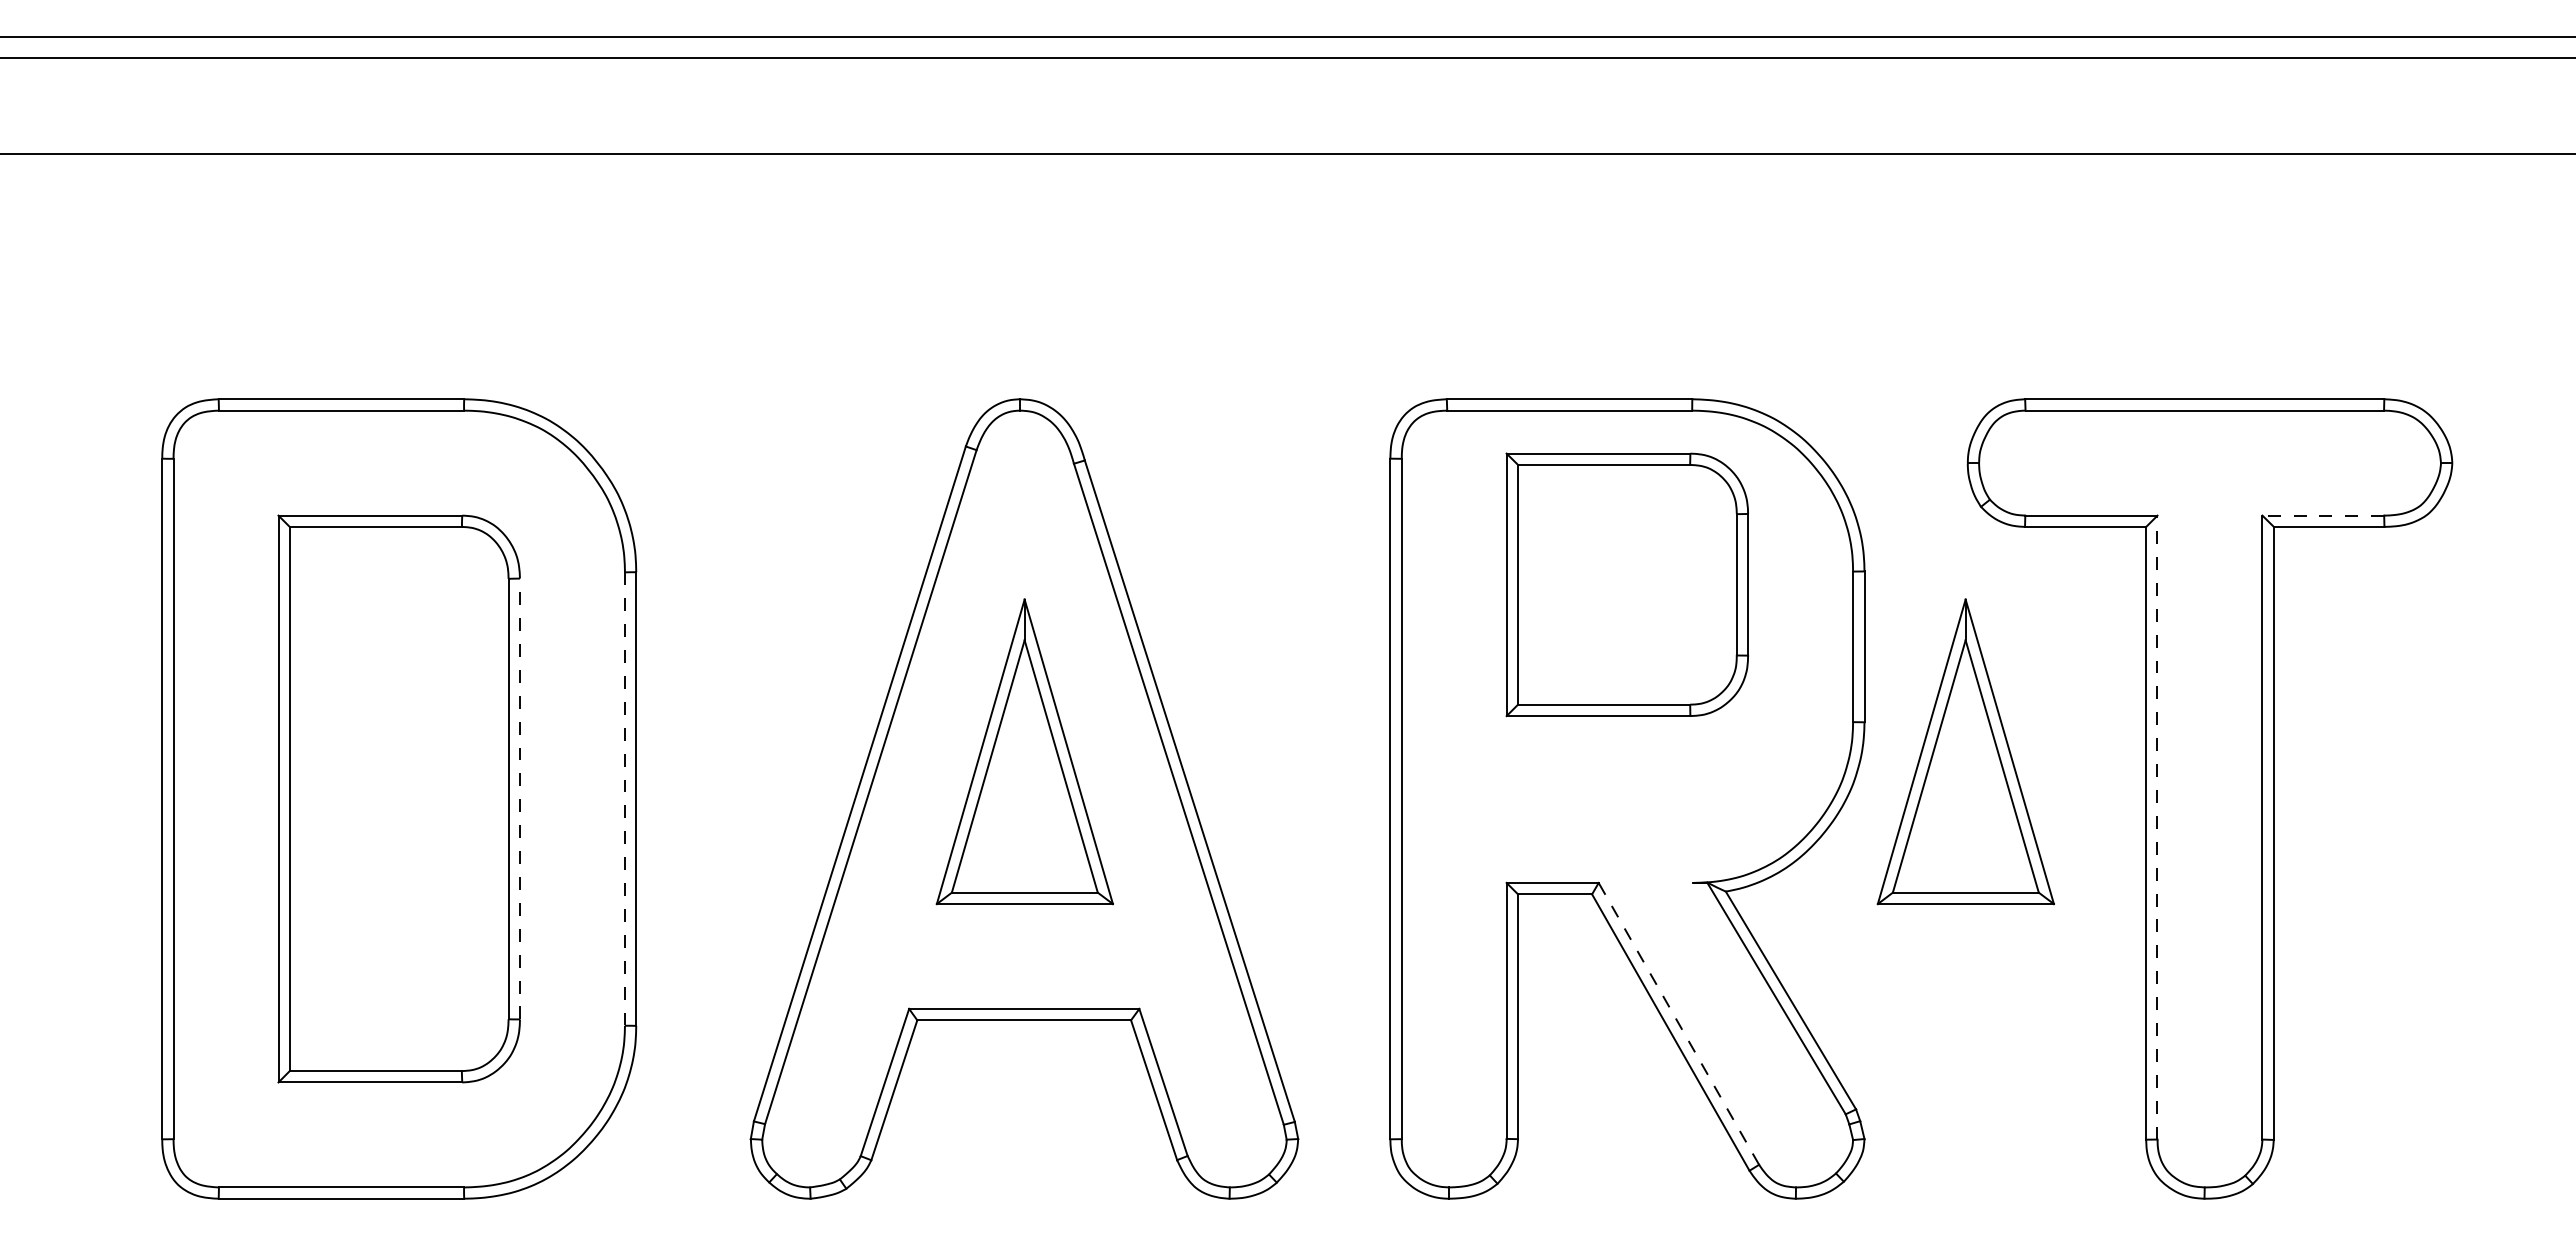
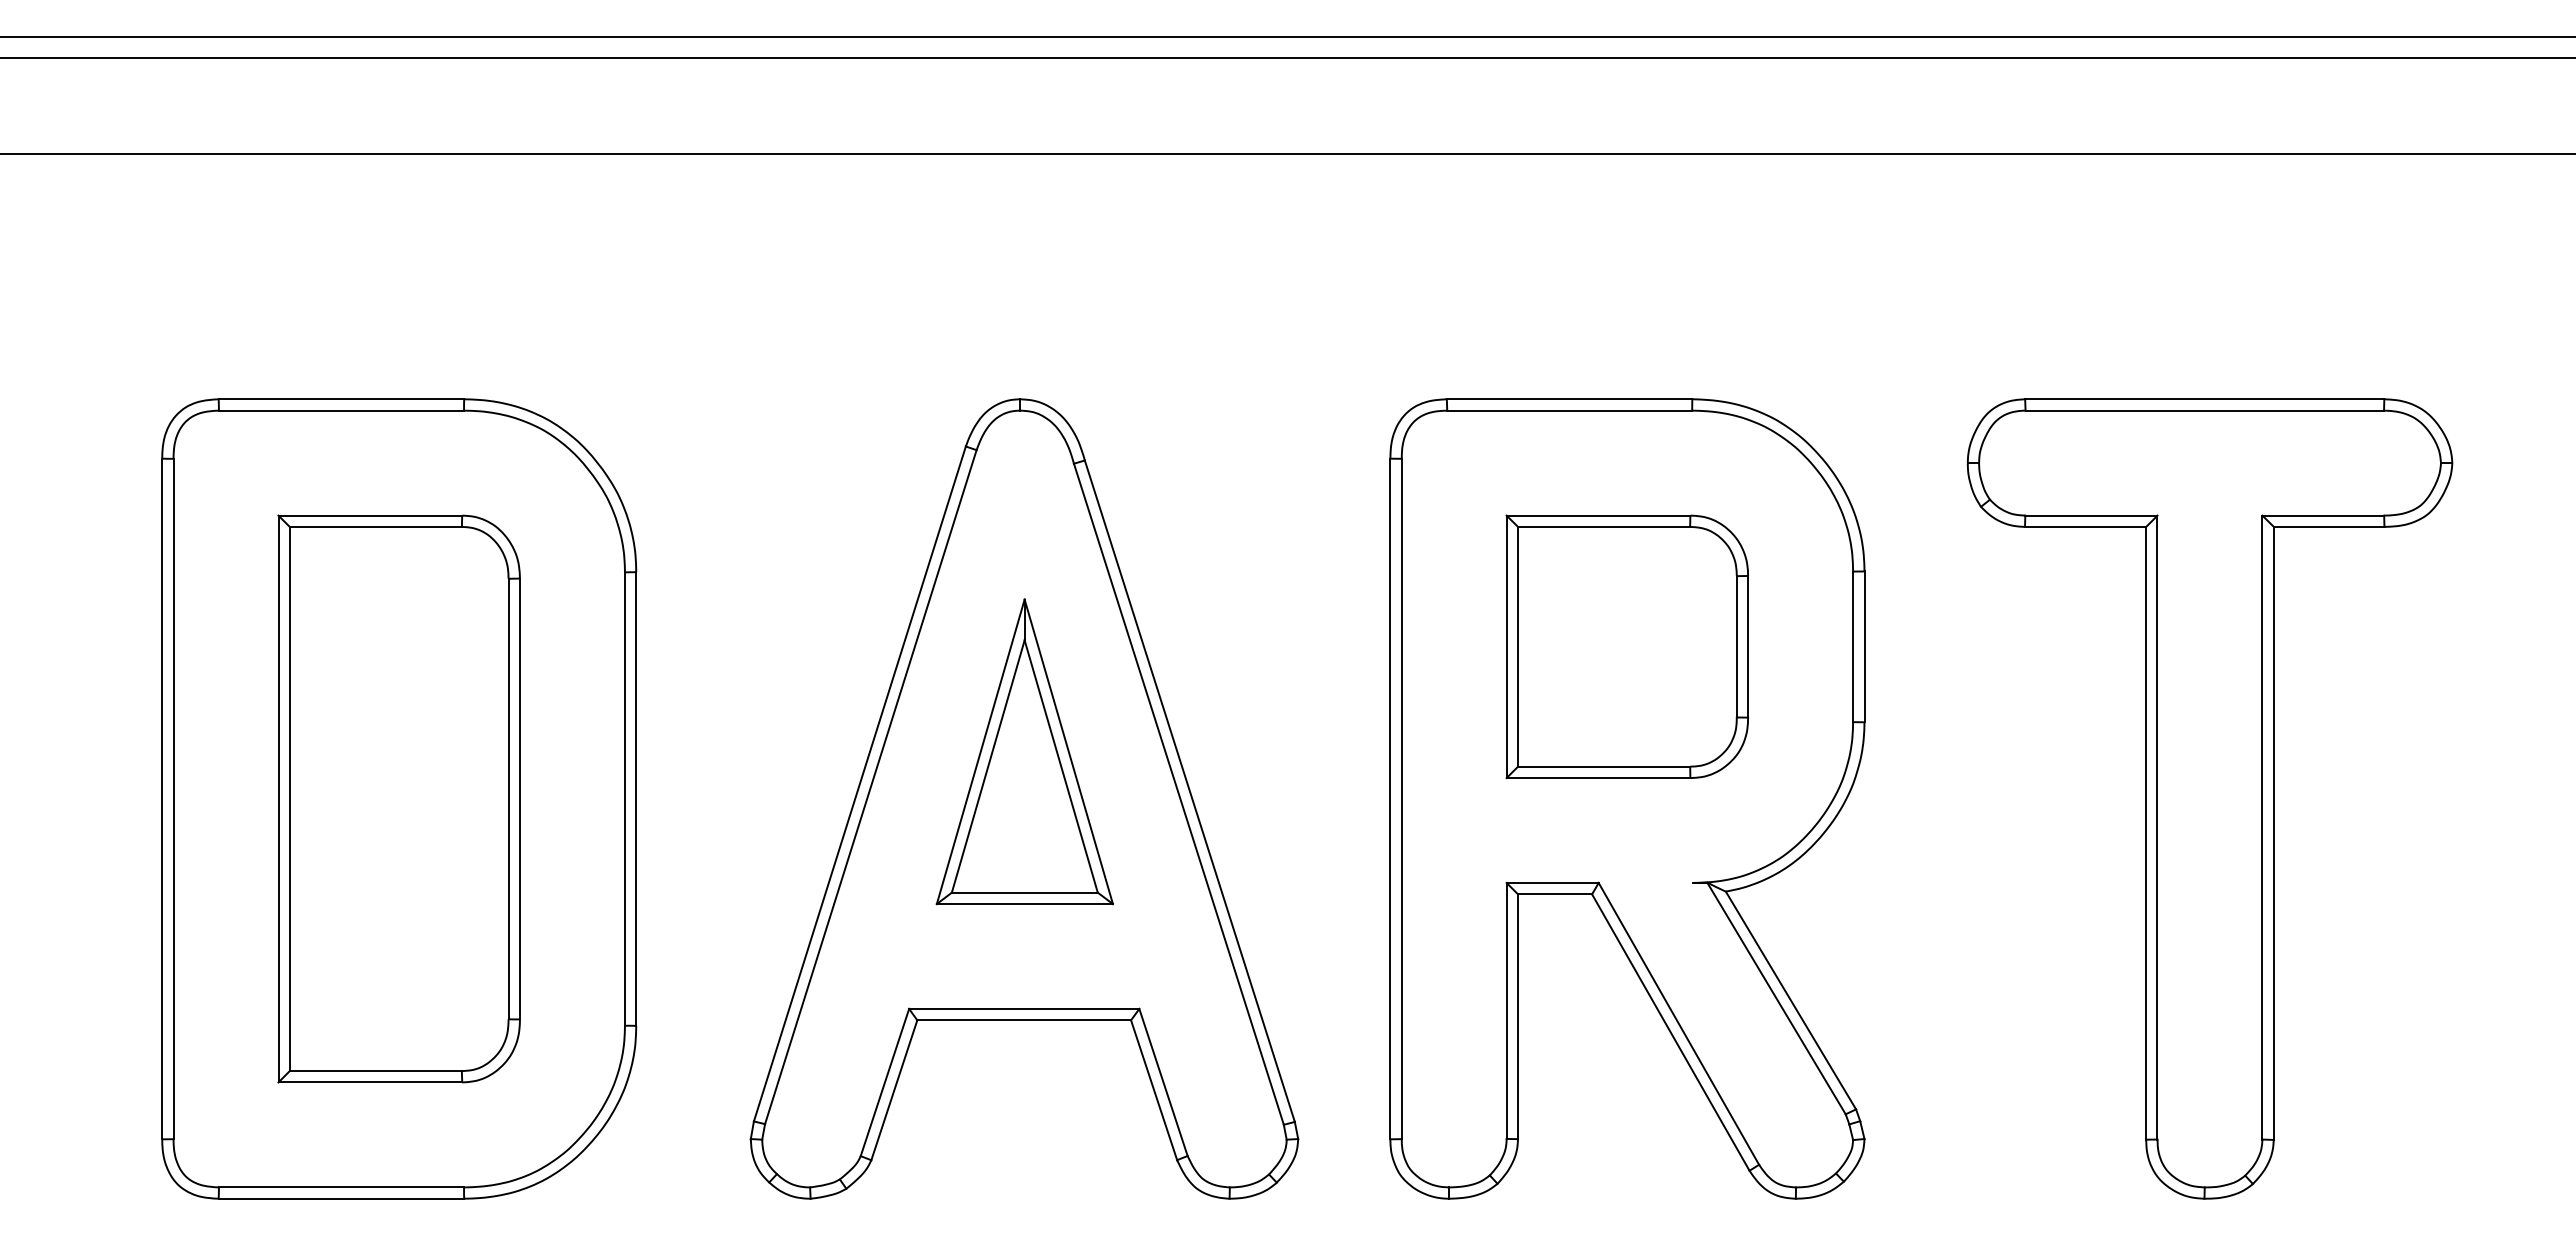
line: dashed -> solid (2323, 515)
part position: (1626, 584) -> (1626, 646) (1626, 646)
part: present -> none (1965, 751)
line: dashed -> solid (519, 798)
line: dashed -> solid (624, 799)
line: dashed -> solid (2157, 827)
line: dashed -> solid (1678, 1023)
